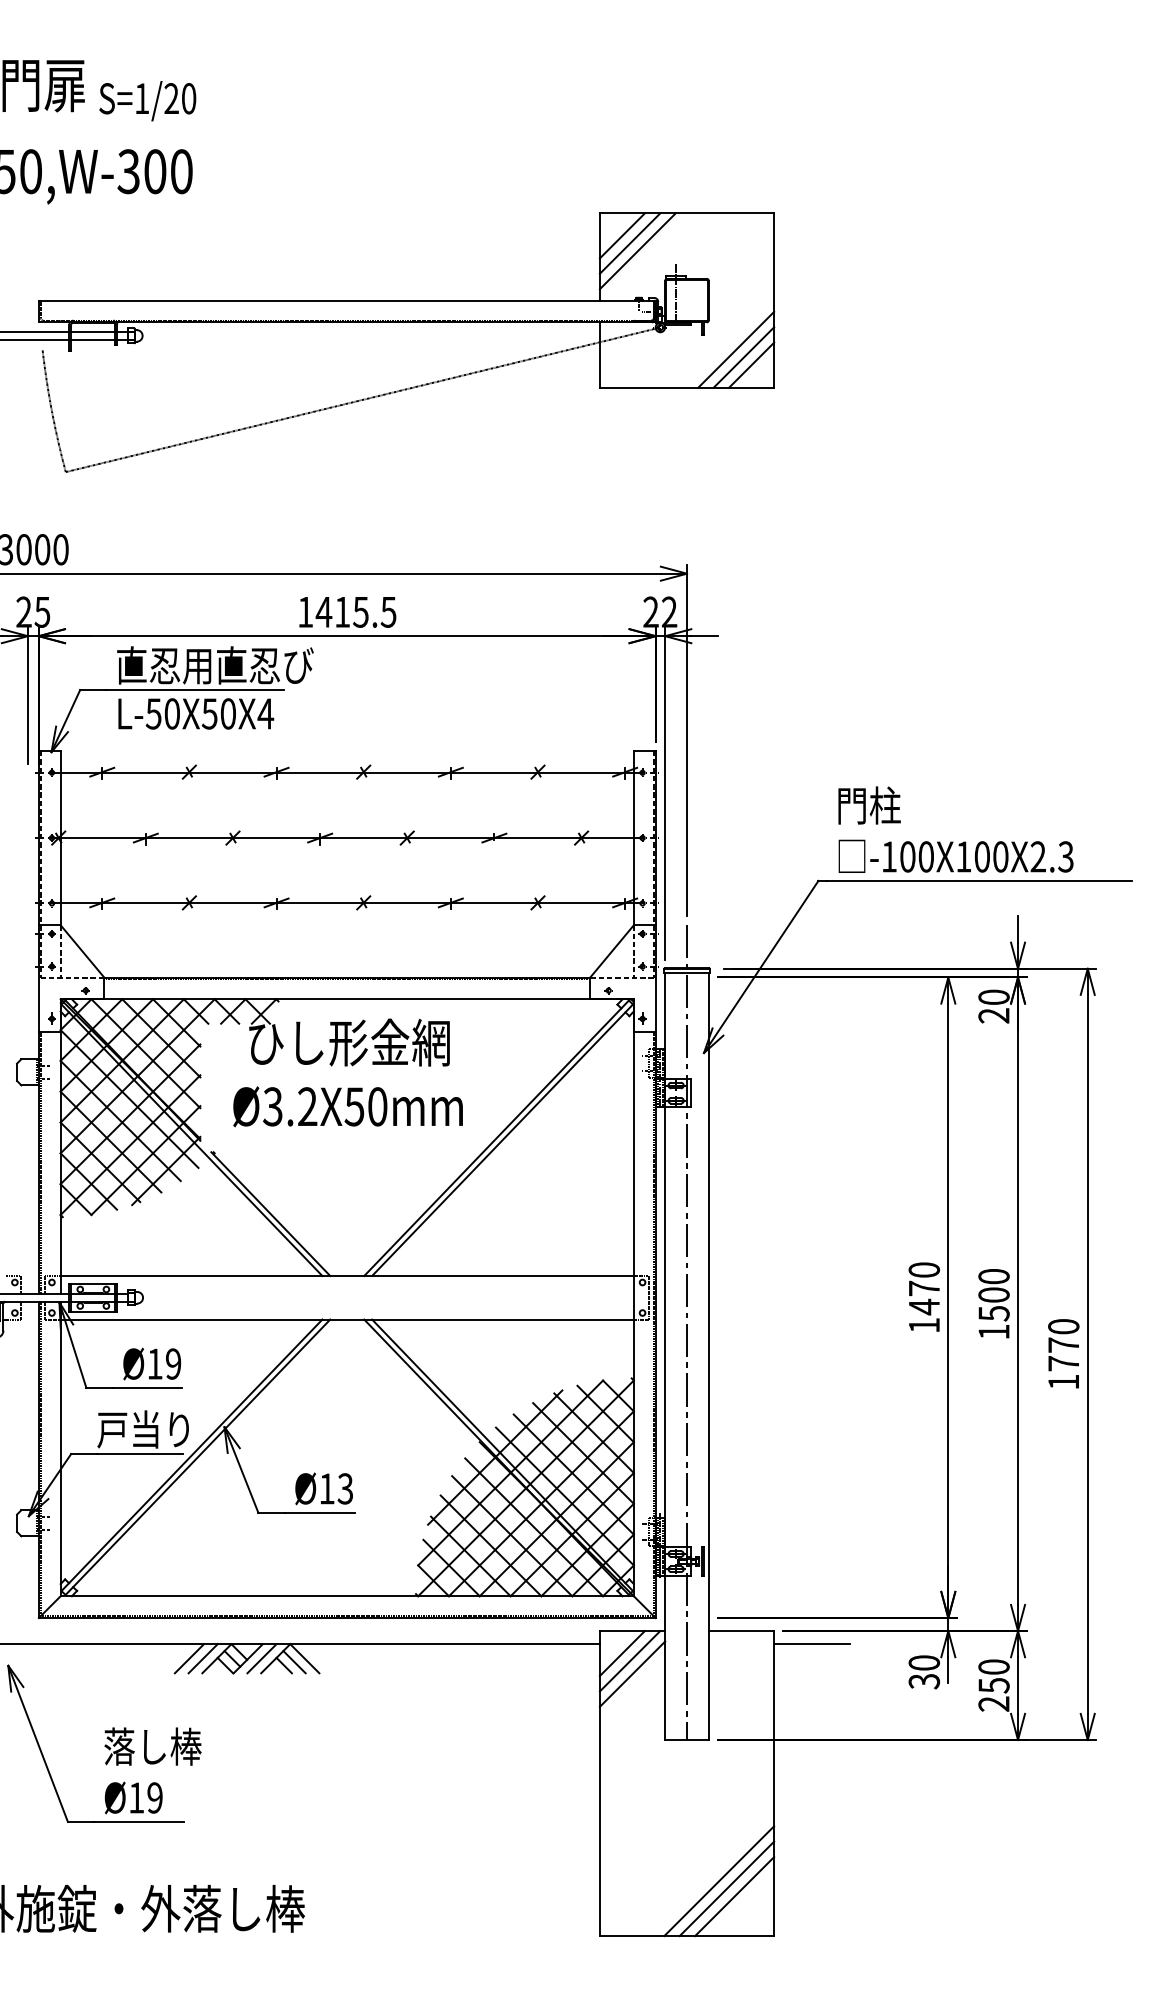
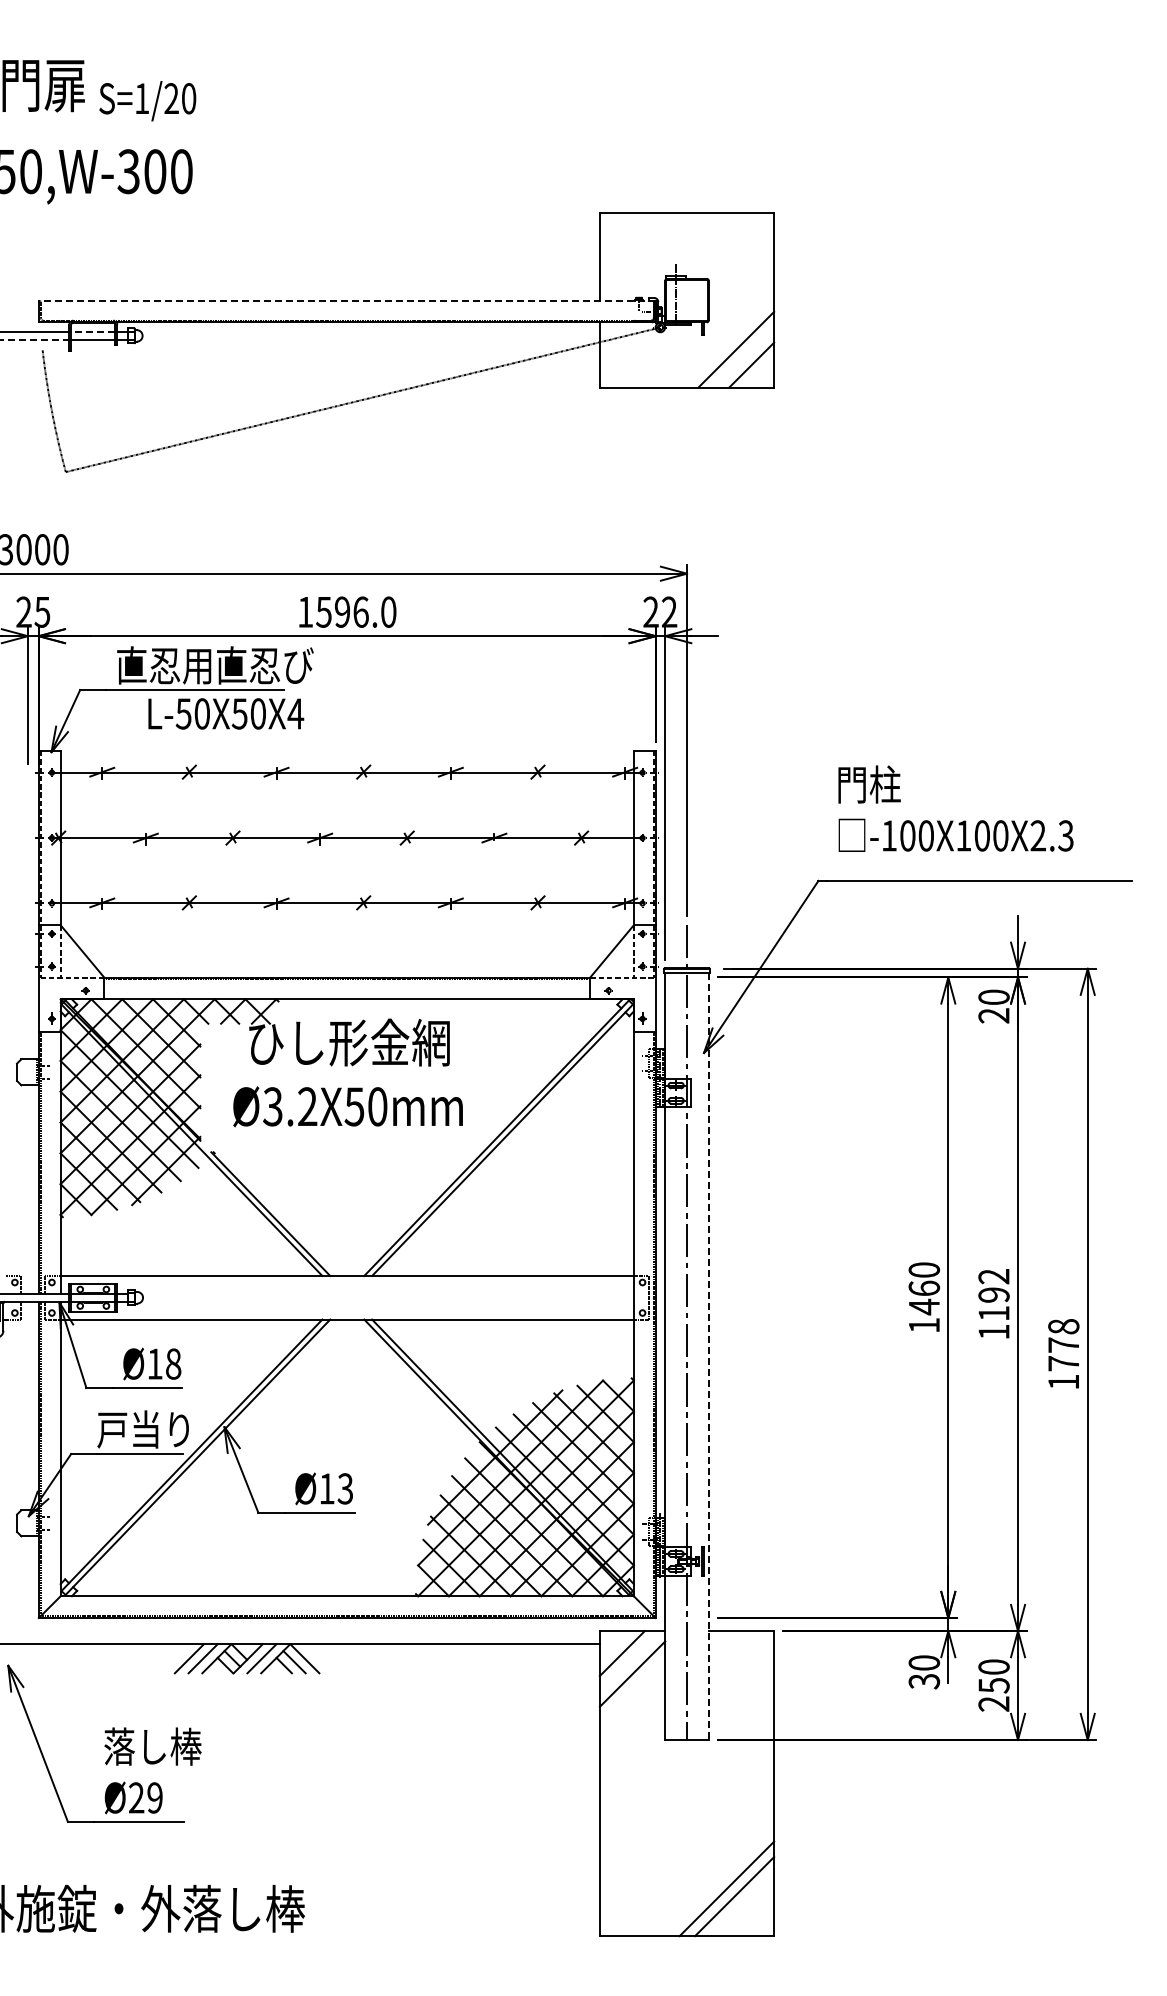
line: present -> none (621, 235)
line: present -> none (629, 243)
line: present -> none (637, 251)
line: solid -> dashed (346, 300)
line: solid -> dashed (92, 331)
line: solid -> dashed (35, 340)
line: present -> none (743, 357)
text: 1415.5 -> 1596.0 (355, 611)
text position: (196, 713) -> (226, 713) (226, 713)
text position: (955, 829) -> (955, 808) (955, 808)
text: 1470 -> 1460 (924, 1288)
text: 1500 -> 1192 (993, 1295)
text: 1770 -> 1778 (1063, 1326)
line: solid -> dashed (708, 1357)
text: Ø19 -> Ø18 (173, 1363)
line: present -> none (812, 1644)
line: present -> none (629, 1661)
text: Ø19 -> Ø29 (136, 1797)
line: present -> none (719, 1881)
